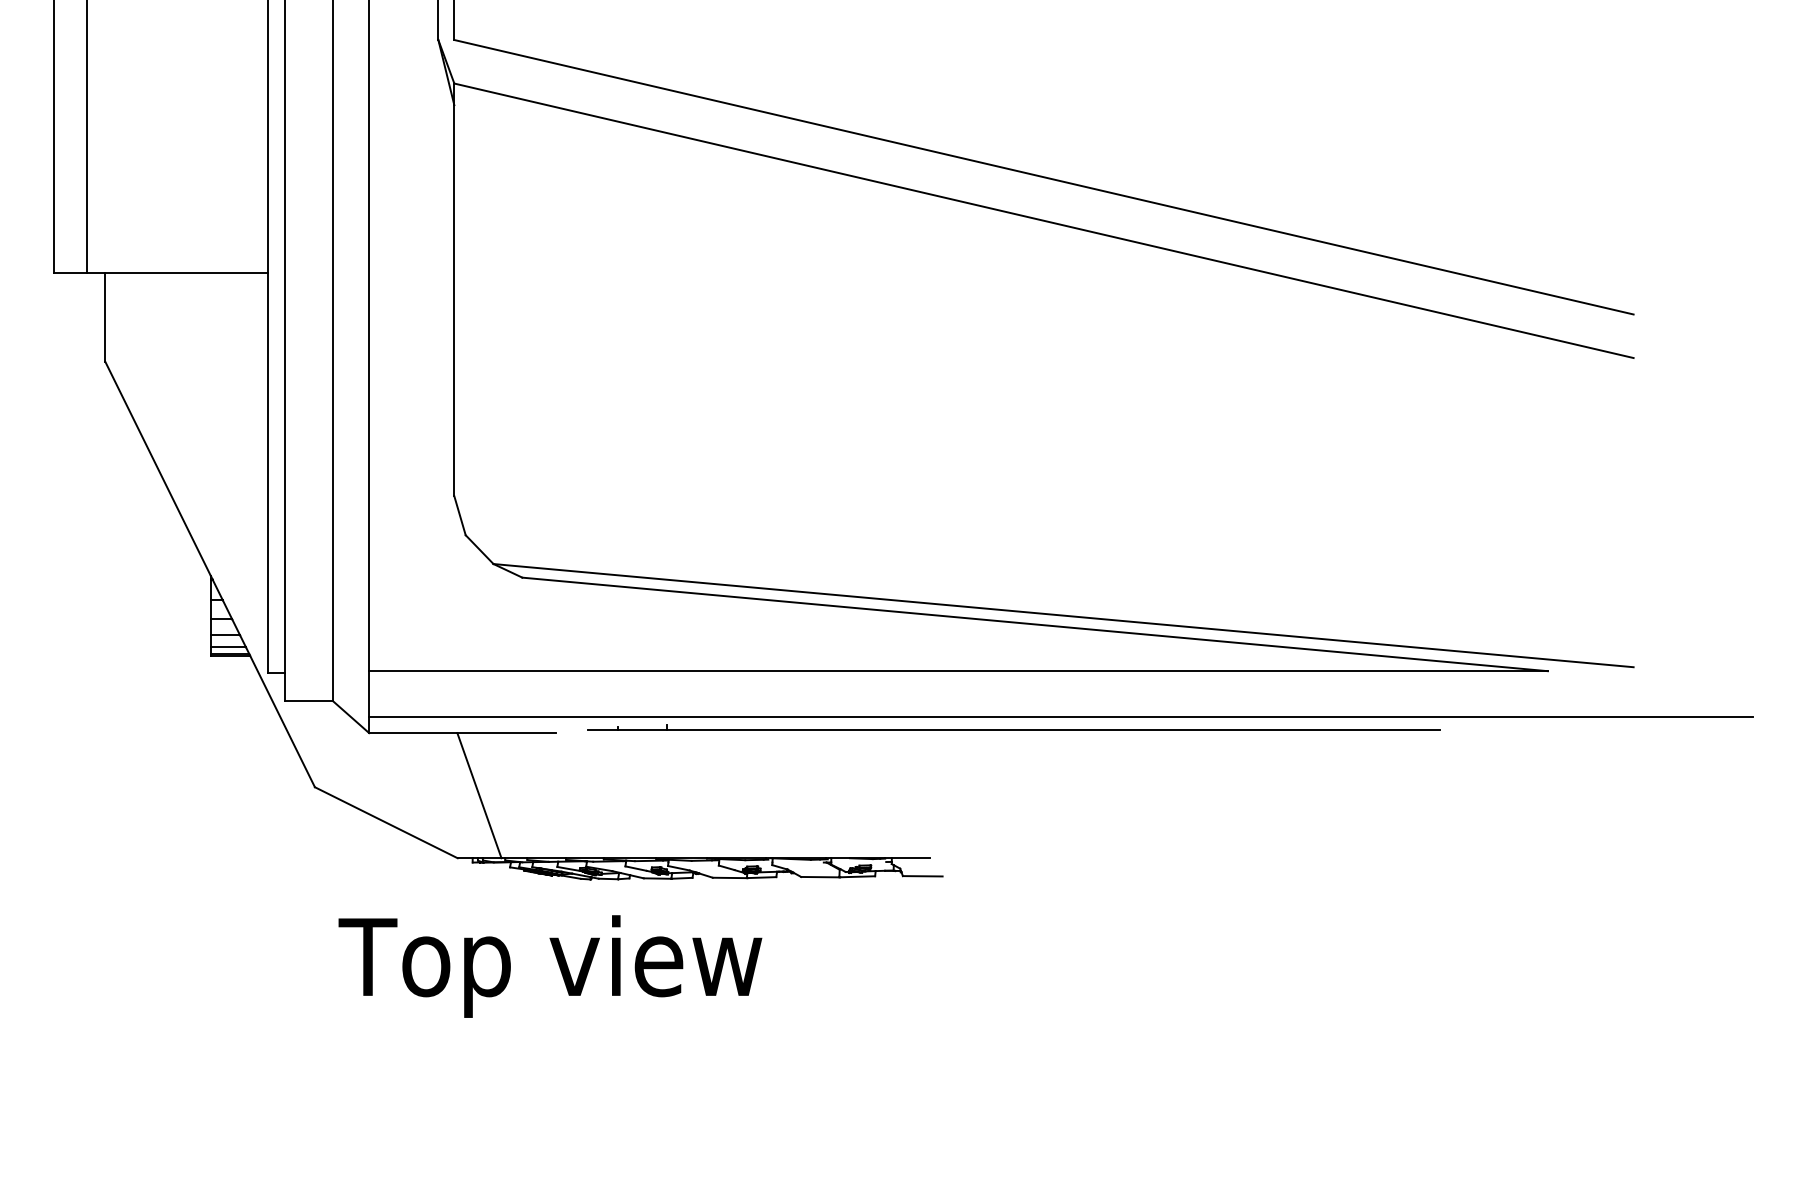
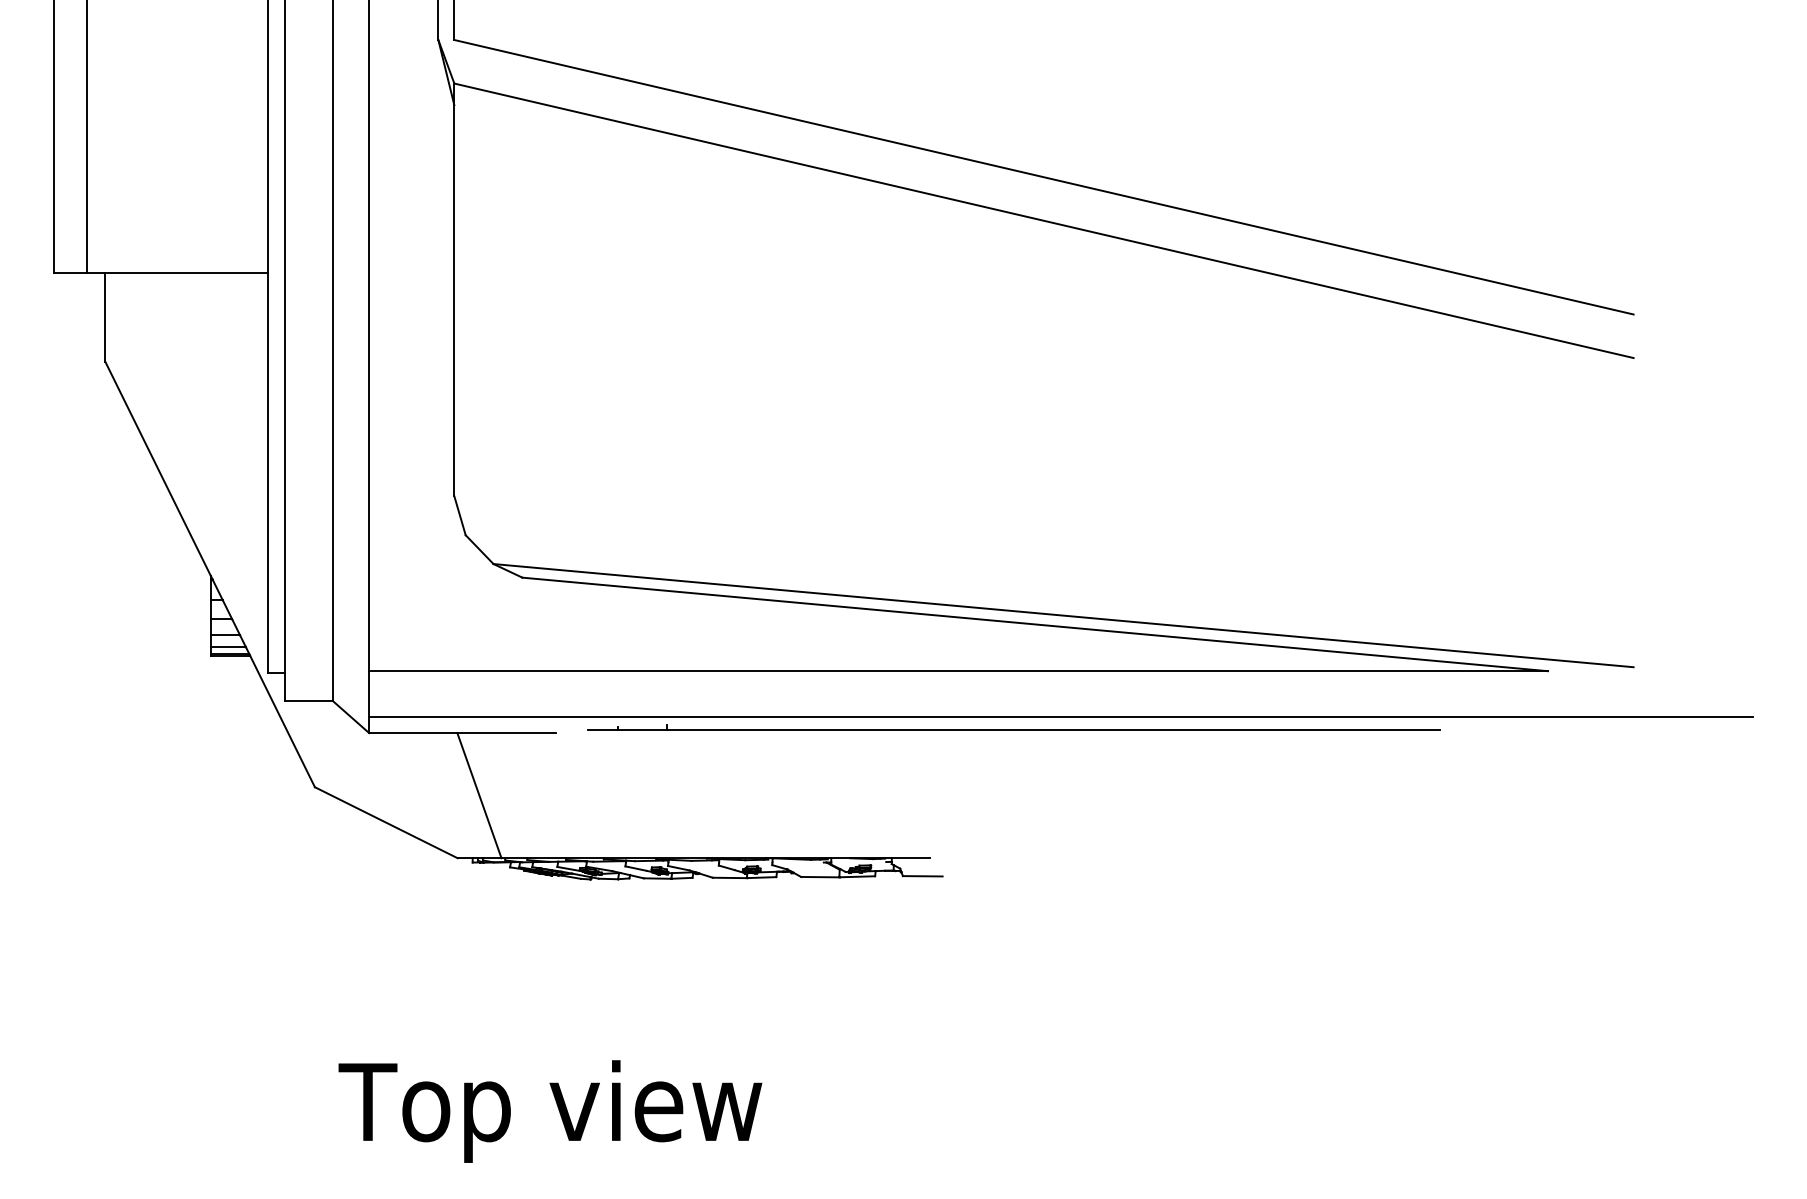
text position: (550, 966) -> (550, 1111) (550, 1111)
